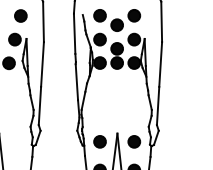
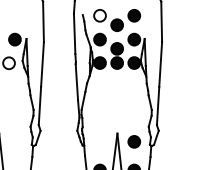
part: present -> none (20, 15)
fill: present -> none (99, 15)
fill: present -> none (8, 63)
part: present -> none (99, 141)
